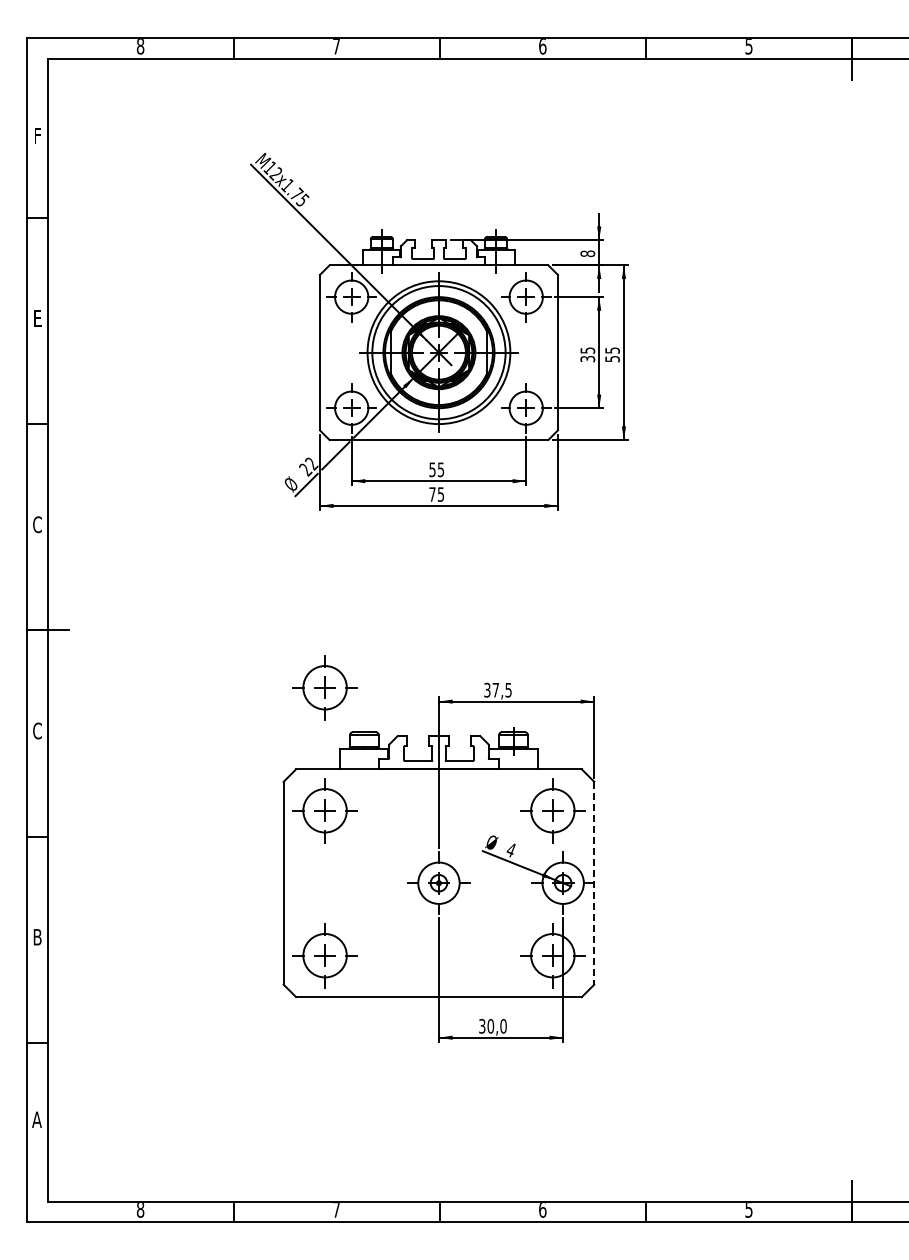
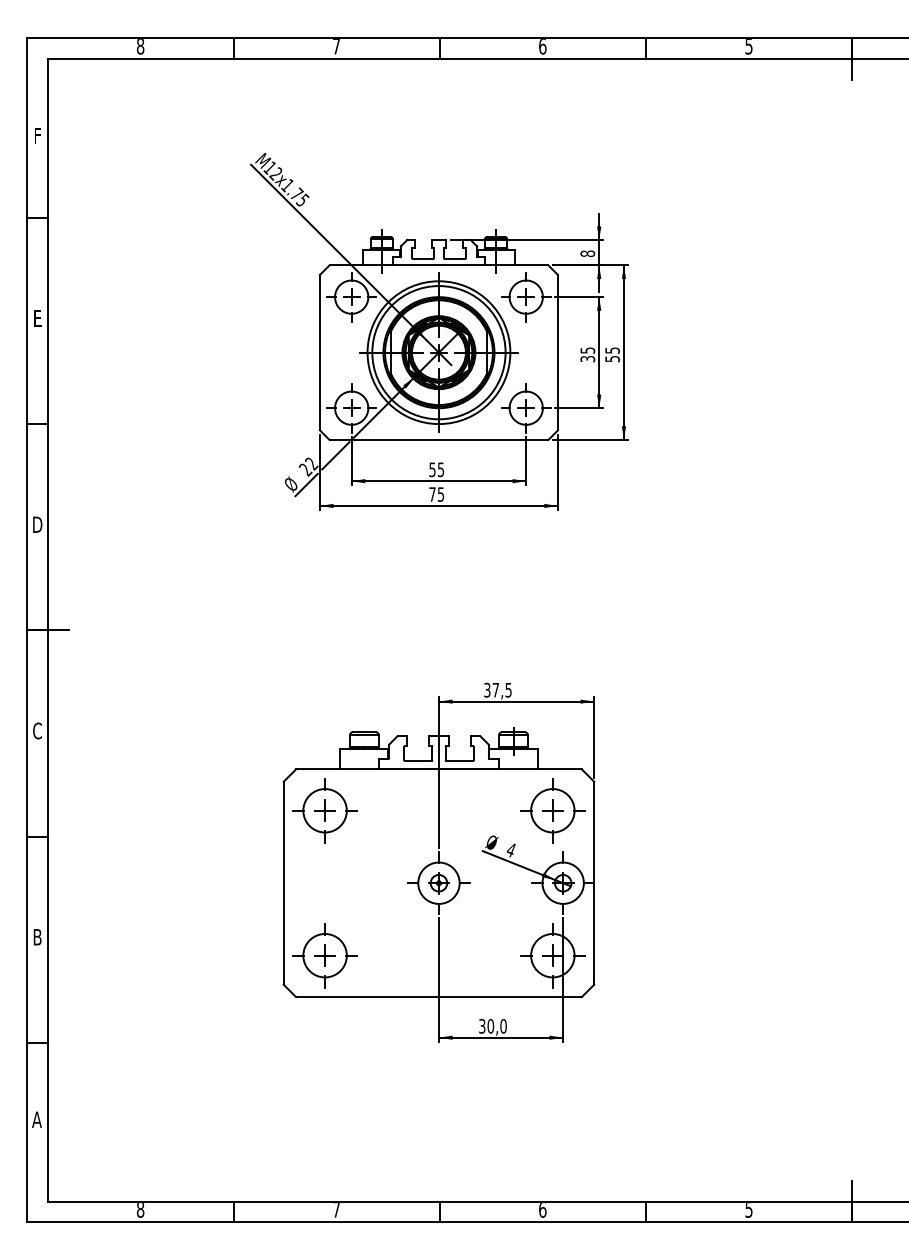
text: C -> D (37, 524)
part: present -> none (324, 687)
line: dashed -> solid (594, 883)
